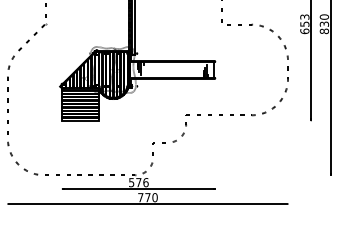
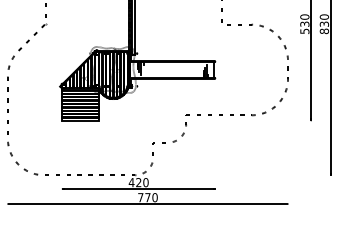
text: 653 -> 530 (304, 24)
text: 576 -> 420 (138, 182)
